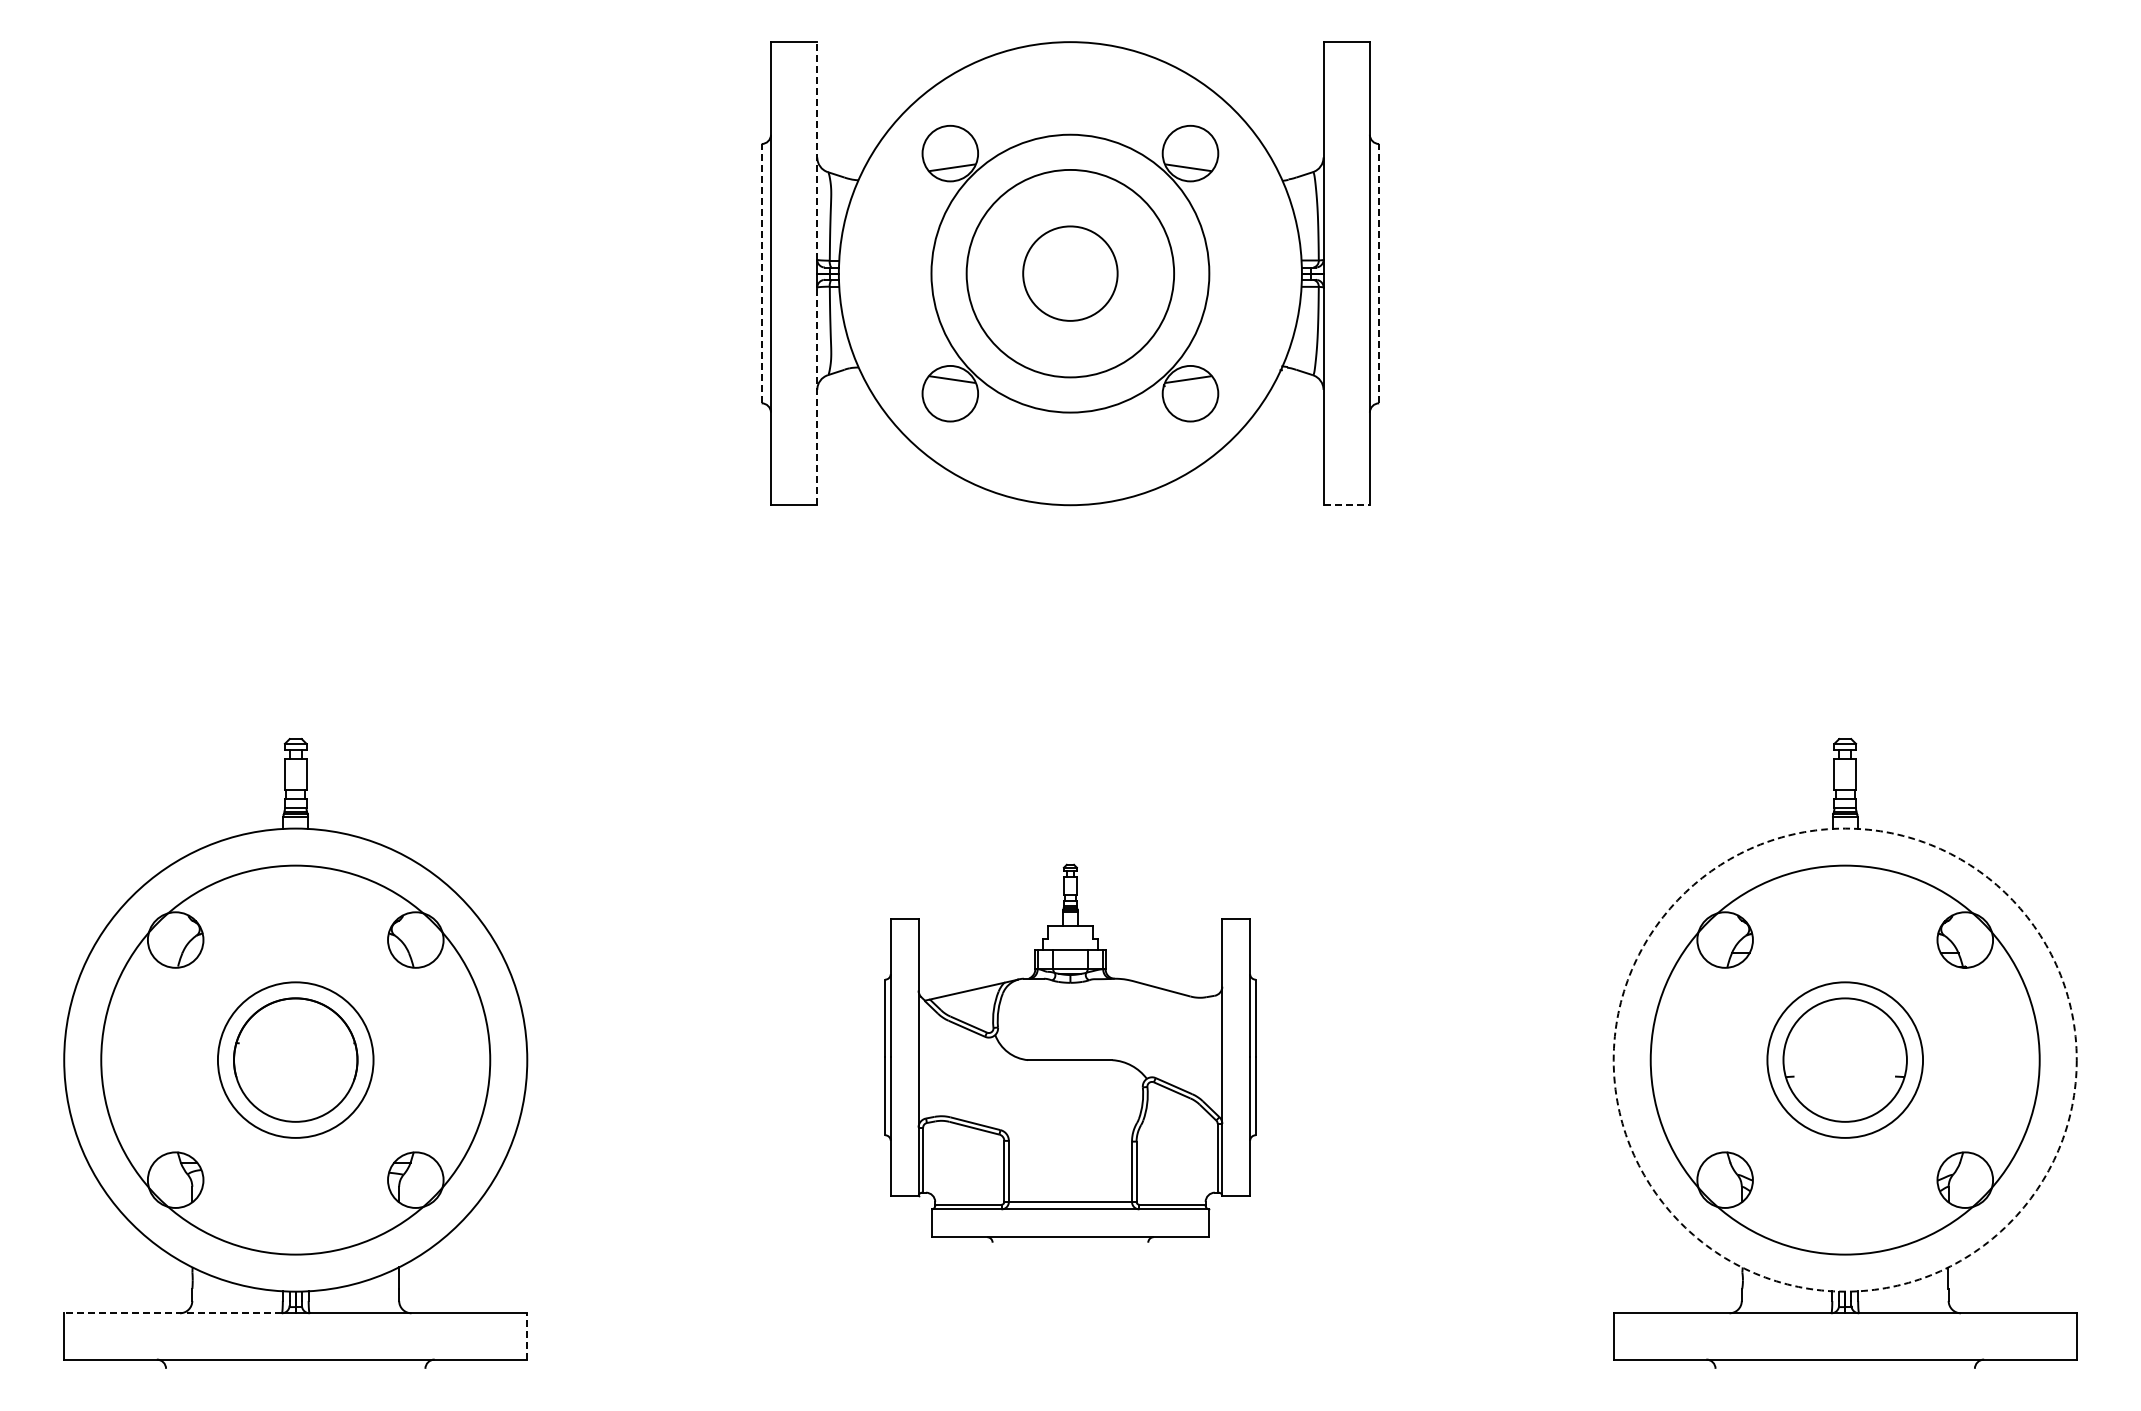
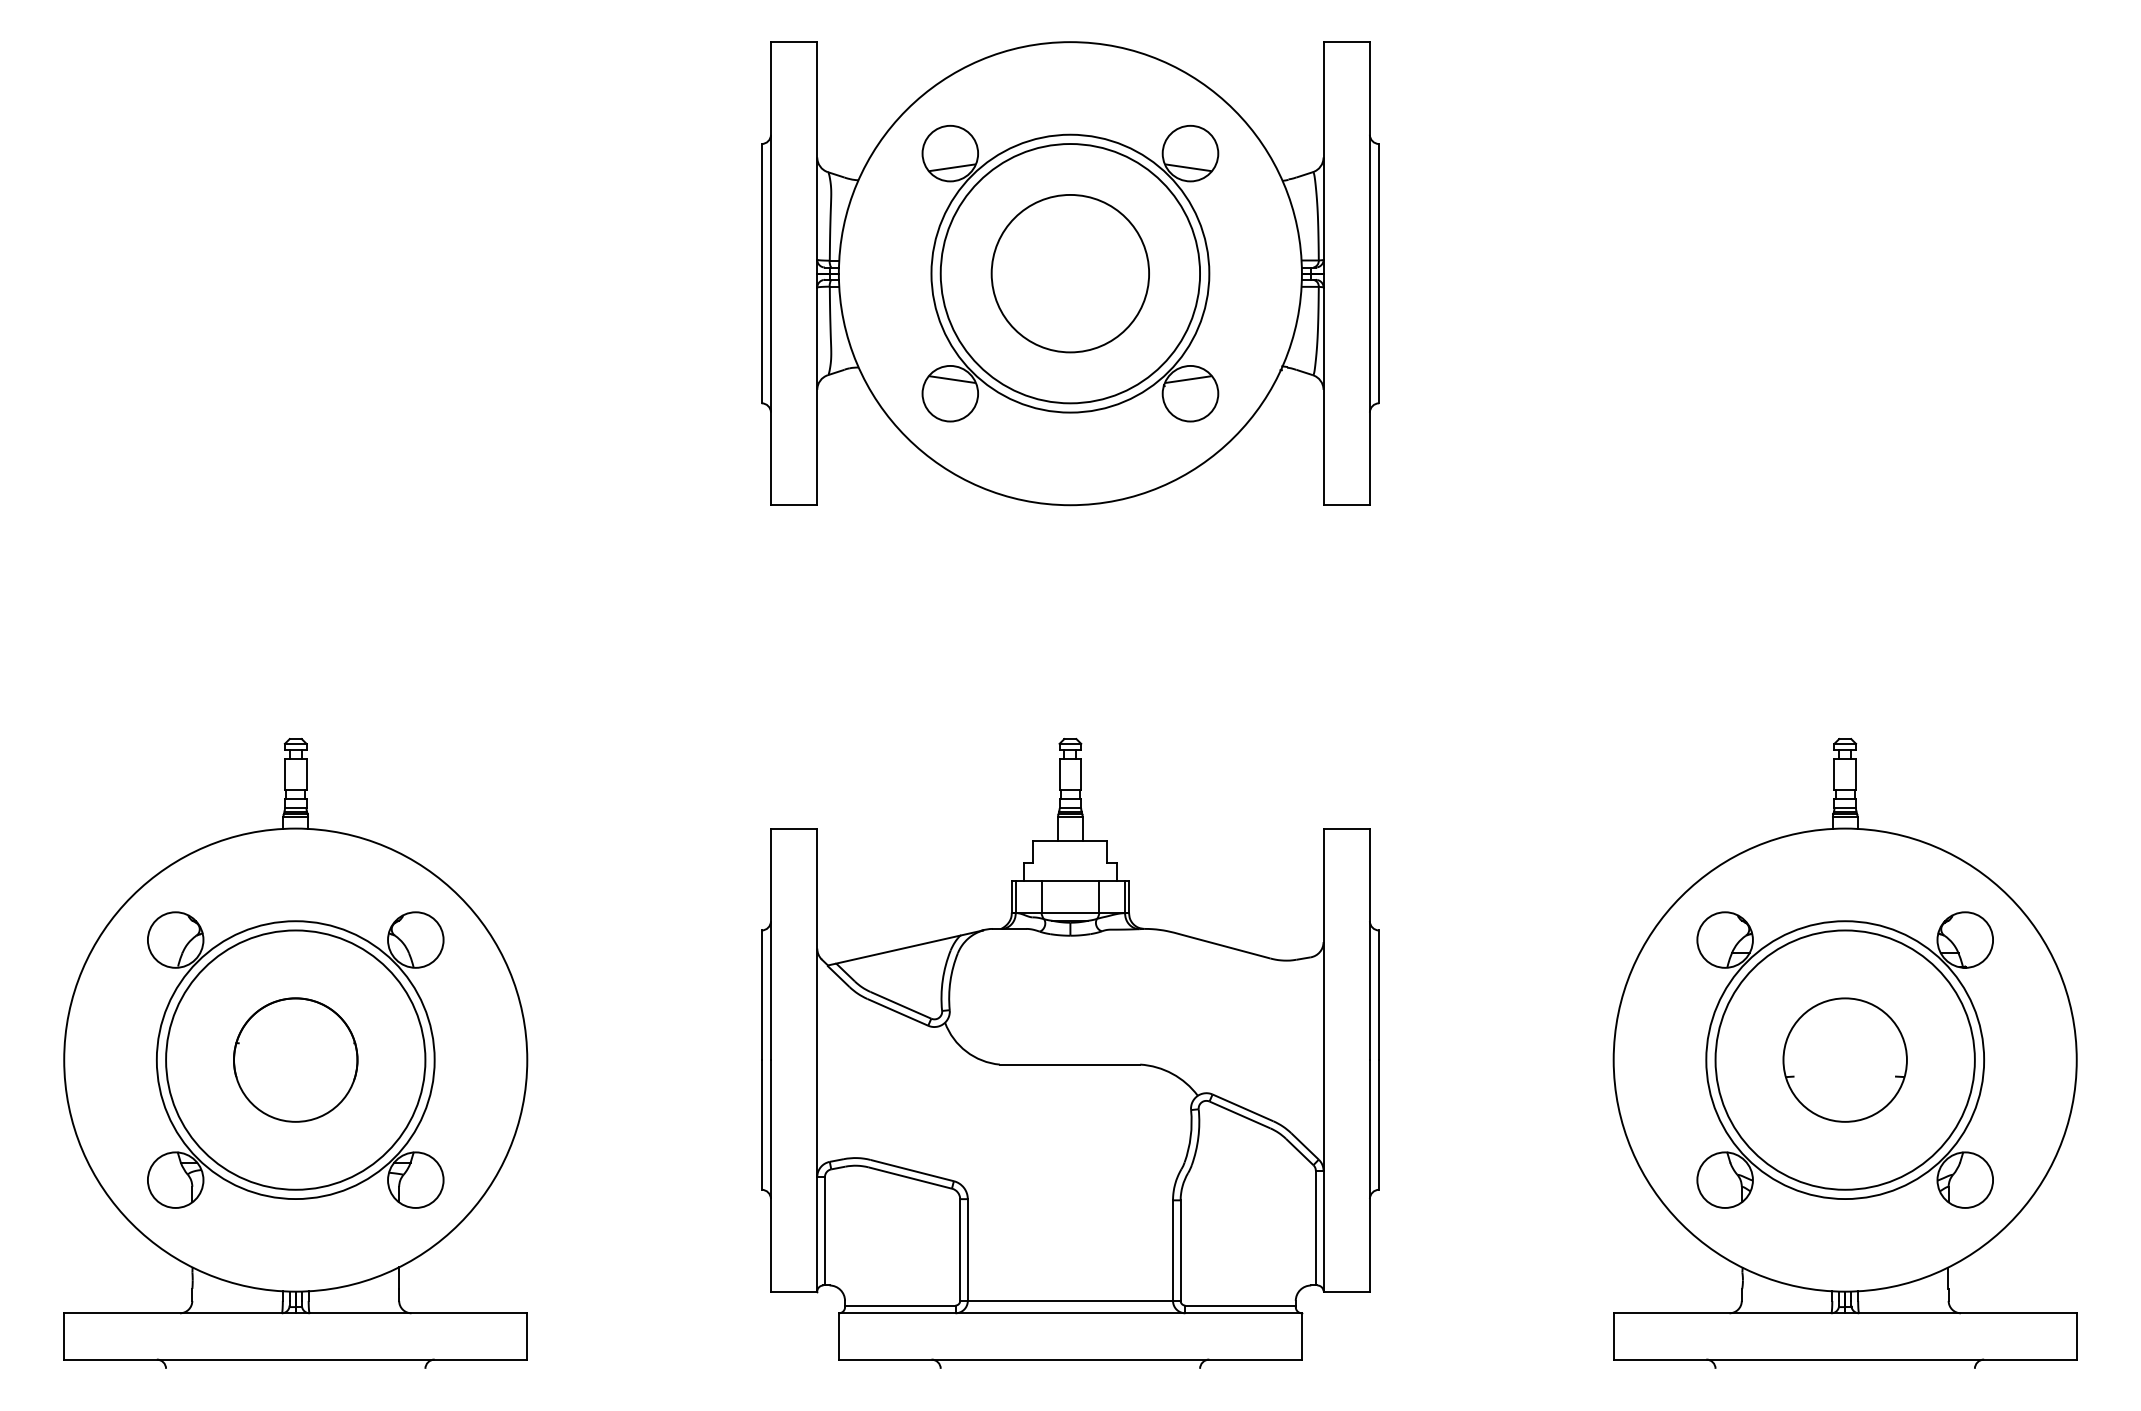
line: dashed -> solid (817, 150)
line: dashed -> solid (761, 273)
circle diameter: 207 px -> 259 px (1070, 273)
circle diameter: 94 px -> 157 px (1070, 273)
line: dashed -> solid (1379, 273)
line: dashed -> solid (817, 396)
line: dashed -> solid (1347, 505)
part size: 373x380 px -> 619x631 px (1070, 1053)
circle diameter: 156 px -> 259 px (295, 1059)
circle diameter: 389 px -> 278 px (295, 1060)
circle diameter: 389 px -> 278 px (1845, 1060)
circle: dashed -> solid (1844, 1059)
circle diameter: 156 px -> 259 px (1844, 1059)
line: dashed -> solid (173, 1313)
line: dashed -> solid (527, 1335)
